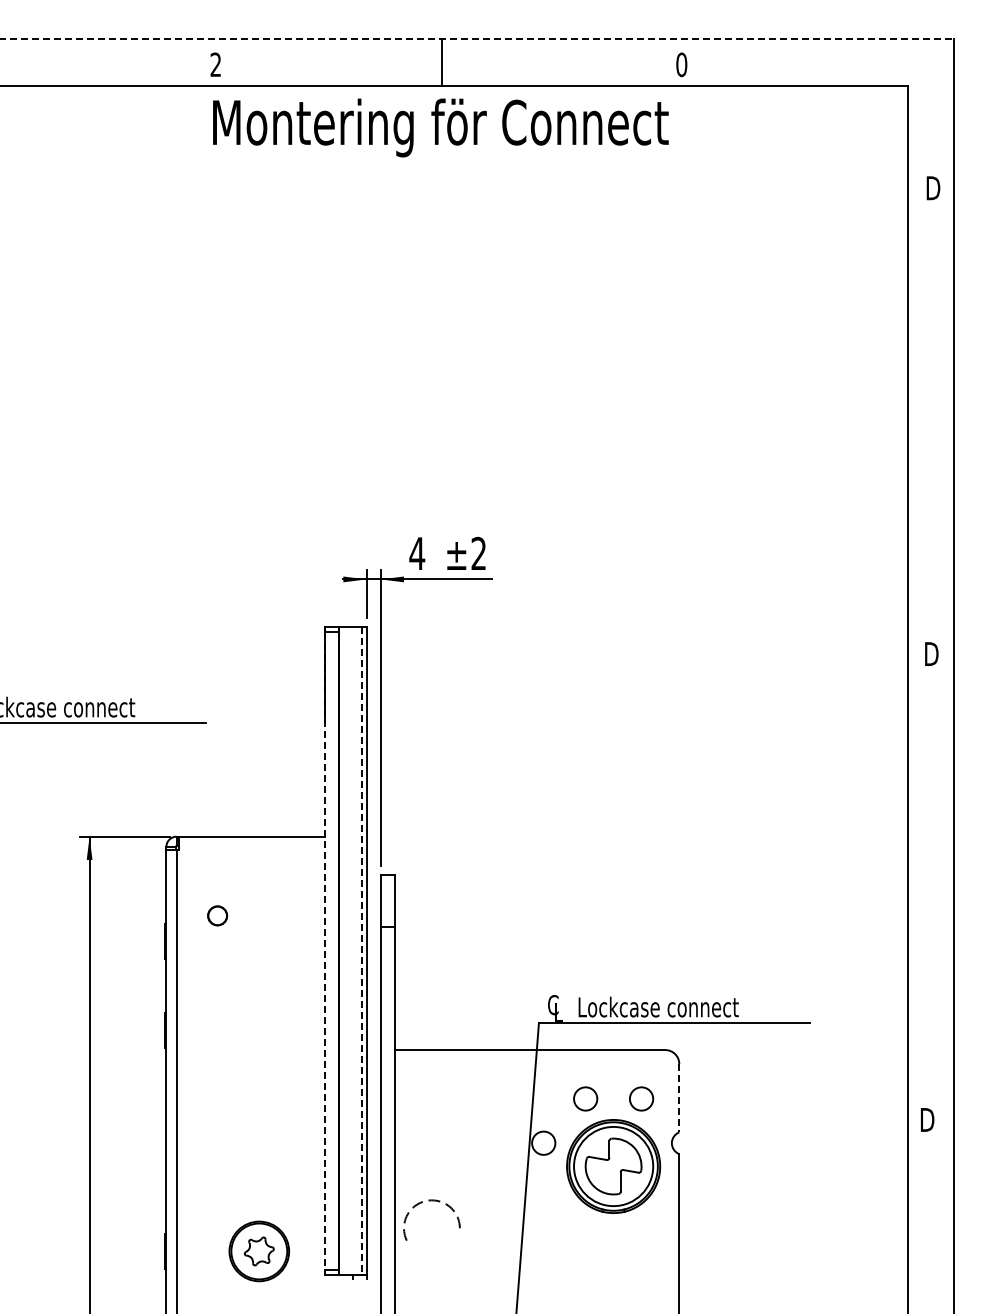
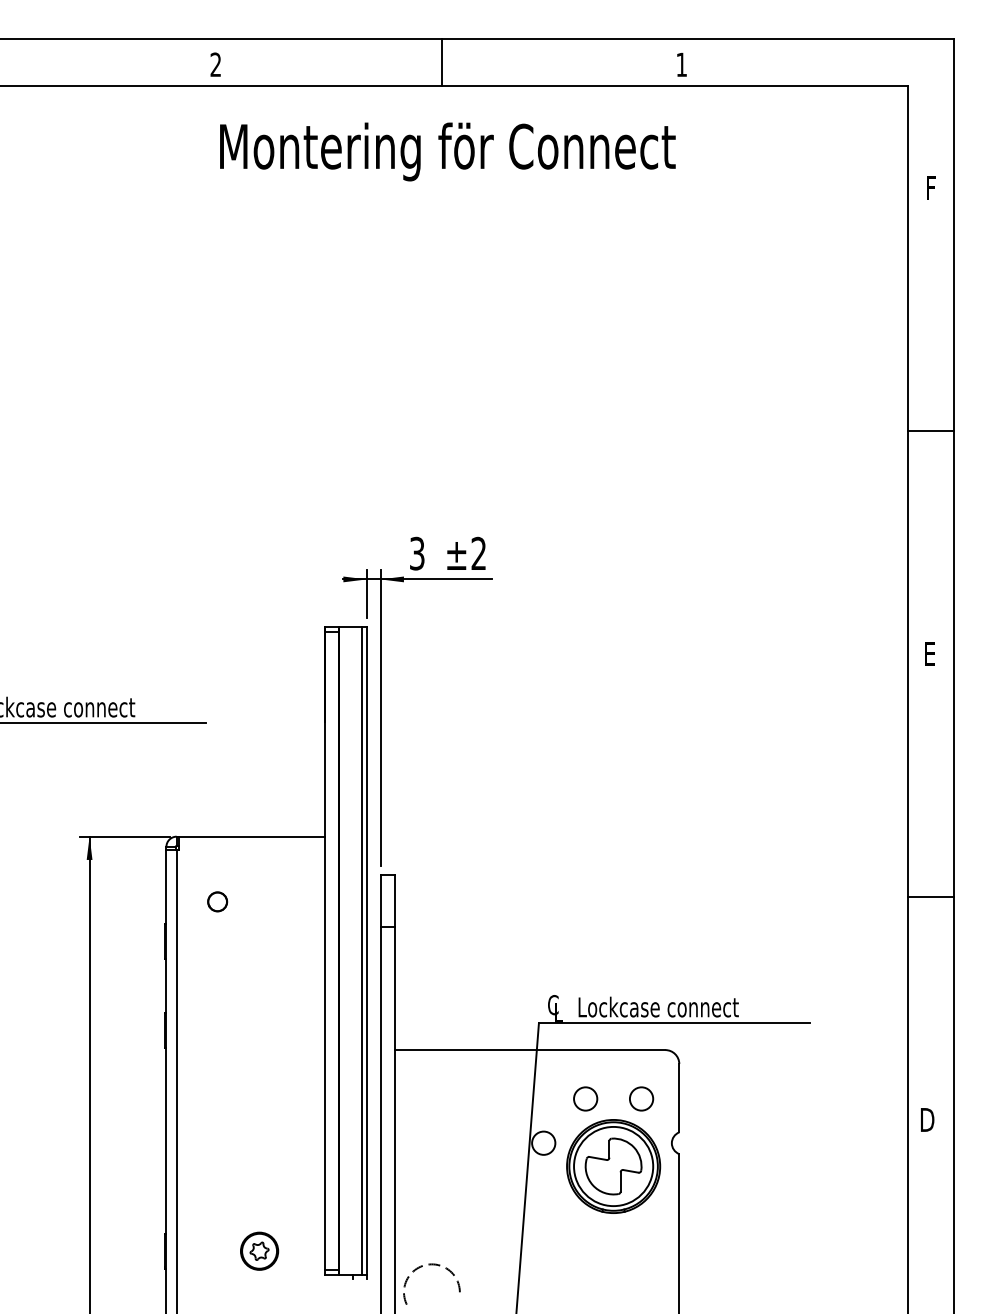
line: dashed -> solid (477, 39)
text: 0 -> 1 (681, 64)
text position: (440, 127) -> (447, 151) (447, 151)
text: D -> F (933, 188)
line: none -> present (930, 430)
text: 4 -> 3 (417, 553)
text: D -> E (931, 653)
line: none -> present (930, 896)
circle position: (217, 915) -> (217, 901) (217, 901)
line: dashed -> solid (362, 950)
line: dashed -> solid (324, 951)
line: dashed -> solid (679, 1098)
arc position: (431, 1201) -> (431, 1265) (431, 1265)
part size: 62x63 px -> 40x40 px (259, 1250)
